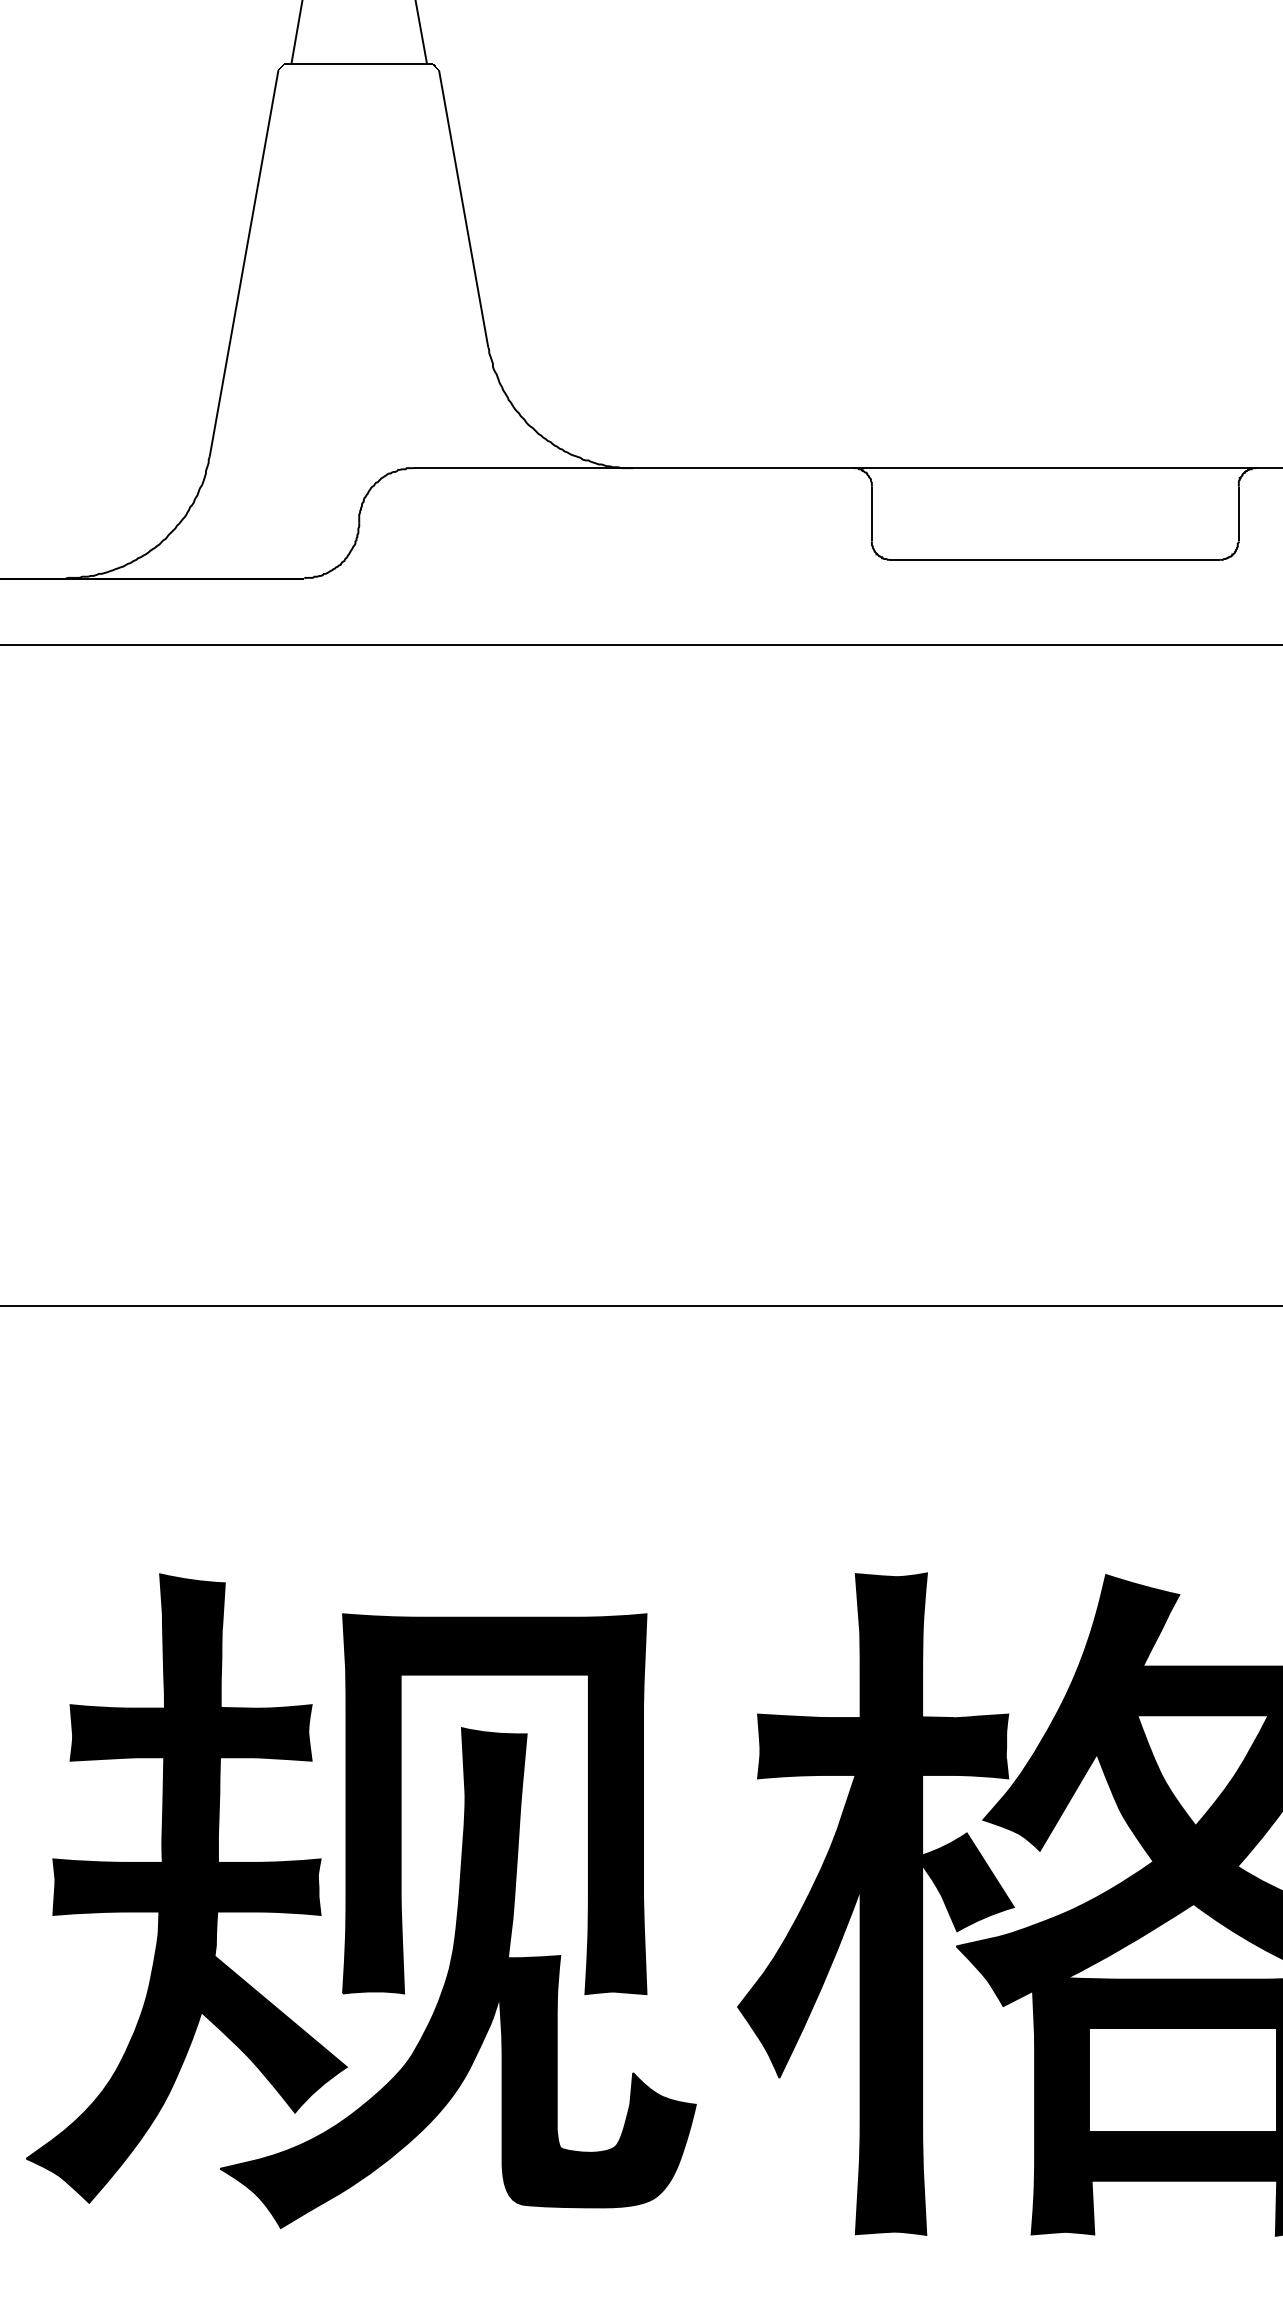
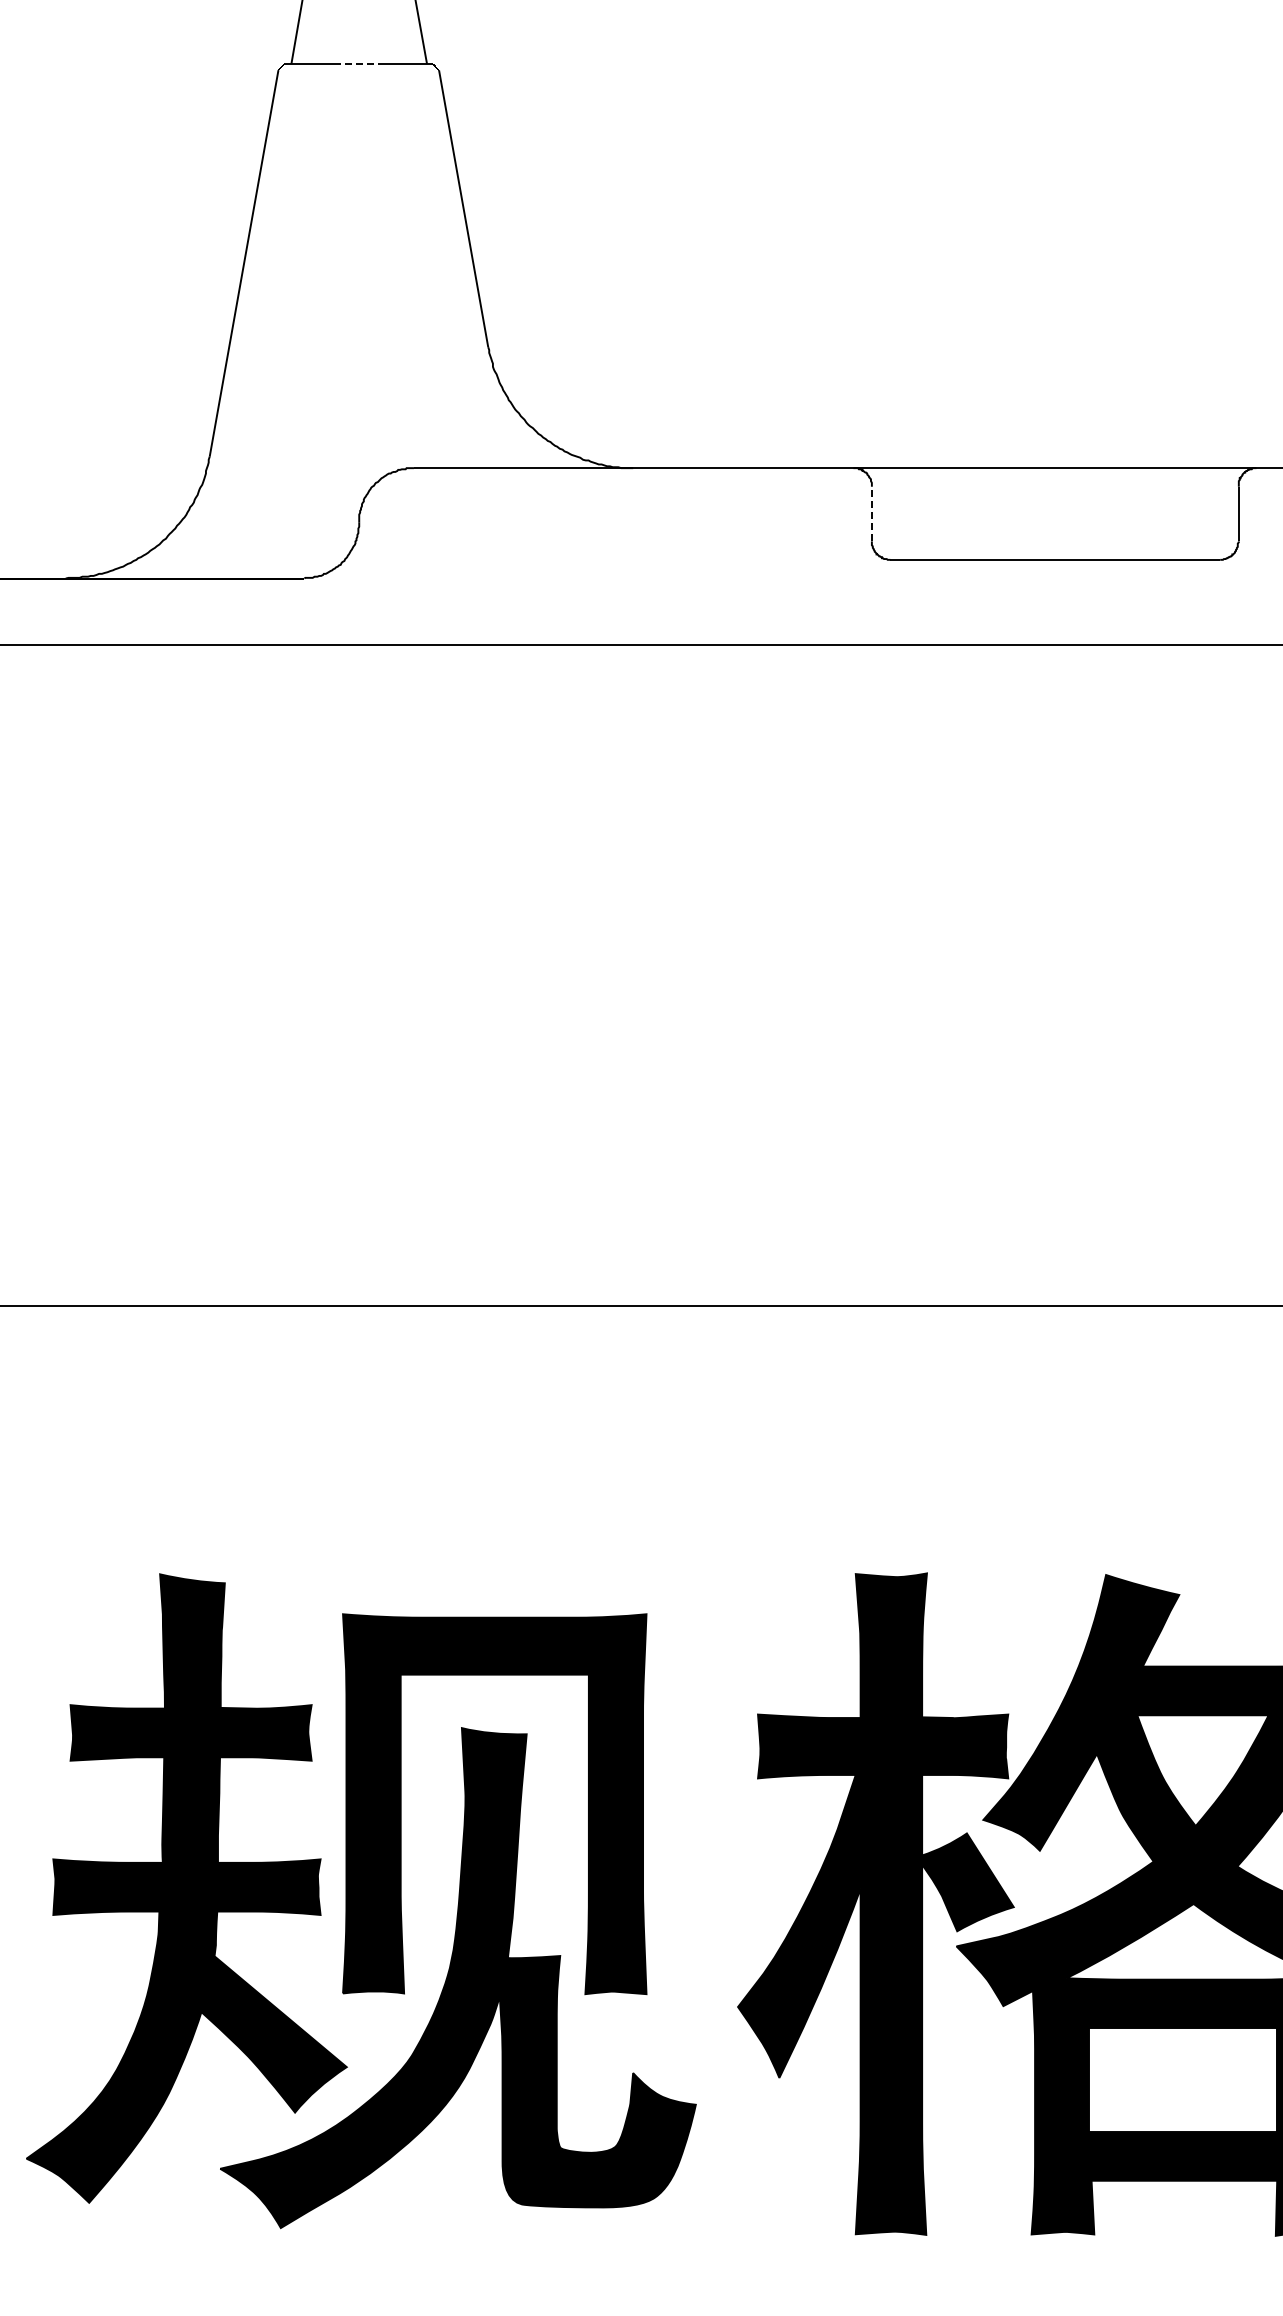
line: solid -> dashed (359, 64)
line: solid -> dashed (871, 513)
